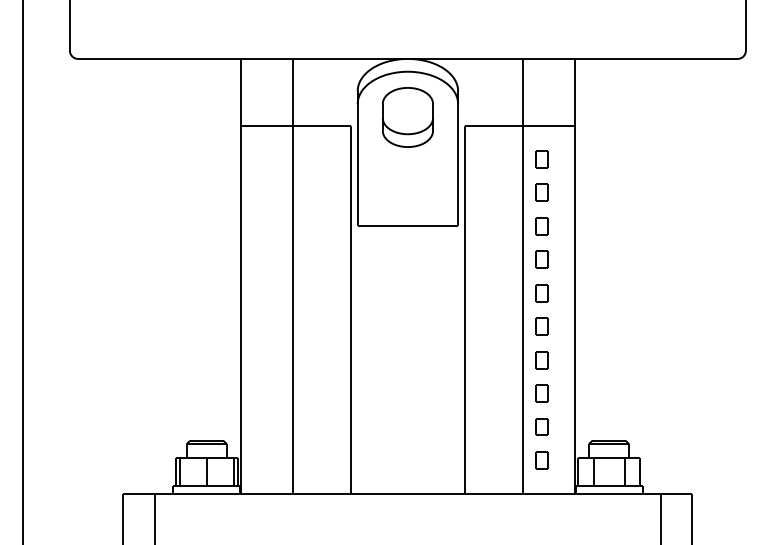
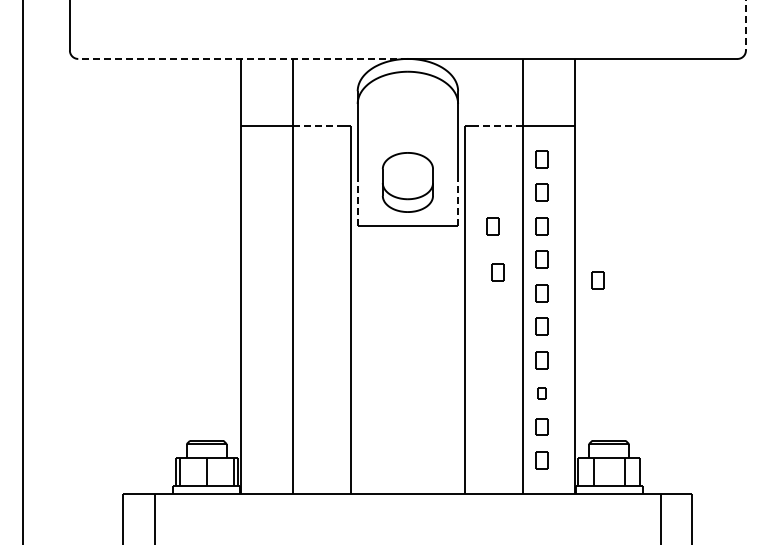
line: solid -> dashed (745, 25)
line: solid -> dashed (243, 58)
part position: (407, 117) -> (407, 182) (407, 182)
line: solid -> dashed (315, 125)
line: solid -> dashed (500, 125)
line: solid -> dashed (357, 200)
line: solid -> dashed (458, 200)
part: none -> present (492, 226)
part: none -> present (497, 272)
part: none -> present (597, 280)
part size: 14x19 px -> 10x13 px (541, 393)
